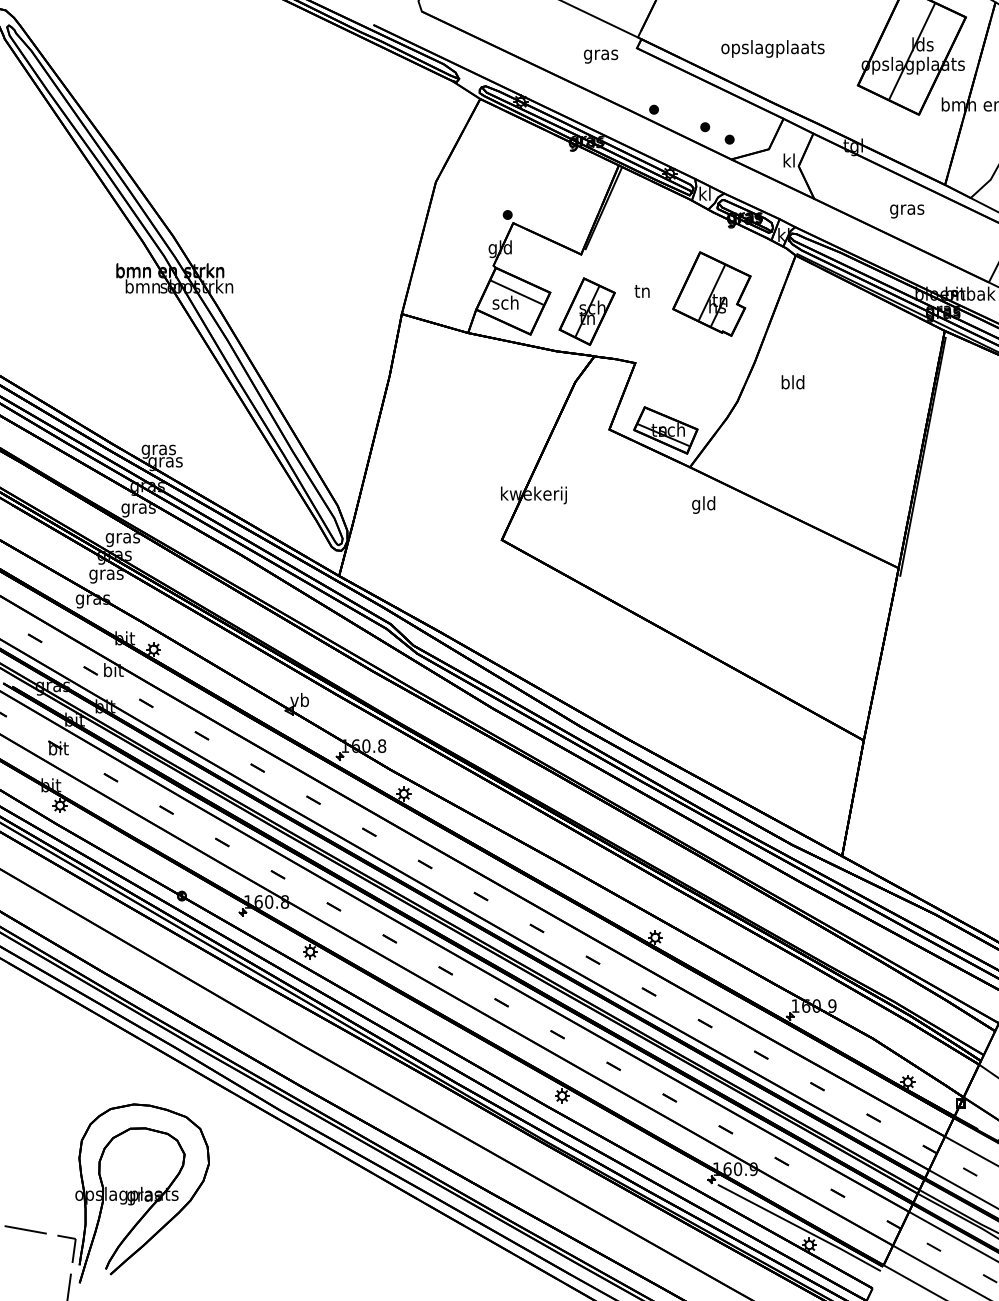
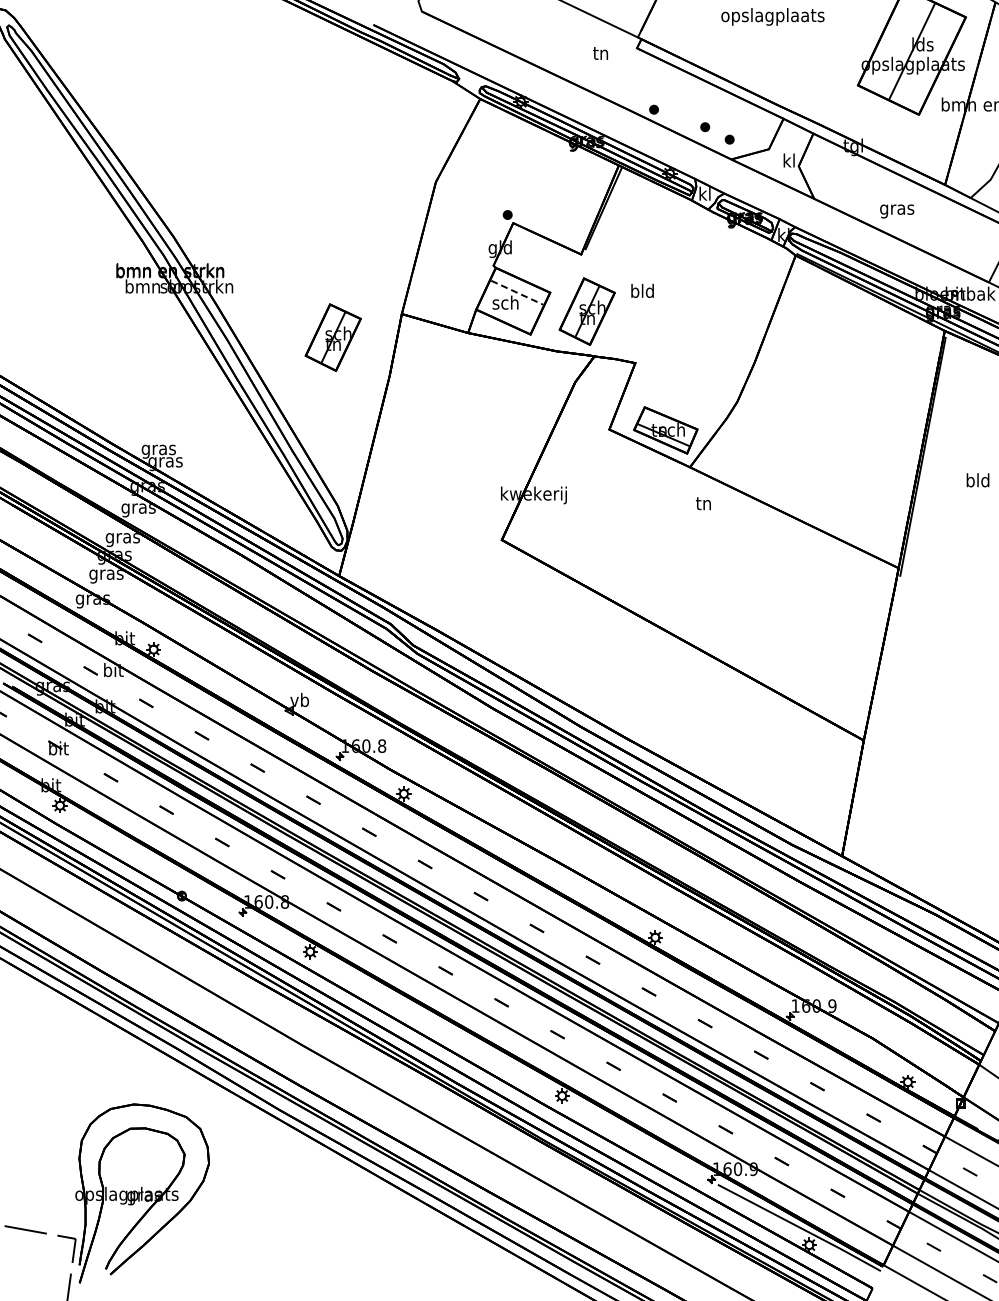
text position: (772, 48) -> (772, 16) (772, 16)
text: gras -> tn (601, 55)
text position: (907, 211) -> (897, 211) (897, 211)
text: tn -> bld (642, 290)
line: solid -> dashed (517, 292)
part: present -> none (711, 293)
part: none -> present (332, 337)
text position: (792, 382) -> (977, 480) (977, 480)
text: gld -> tn (703, 504)
